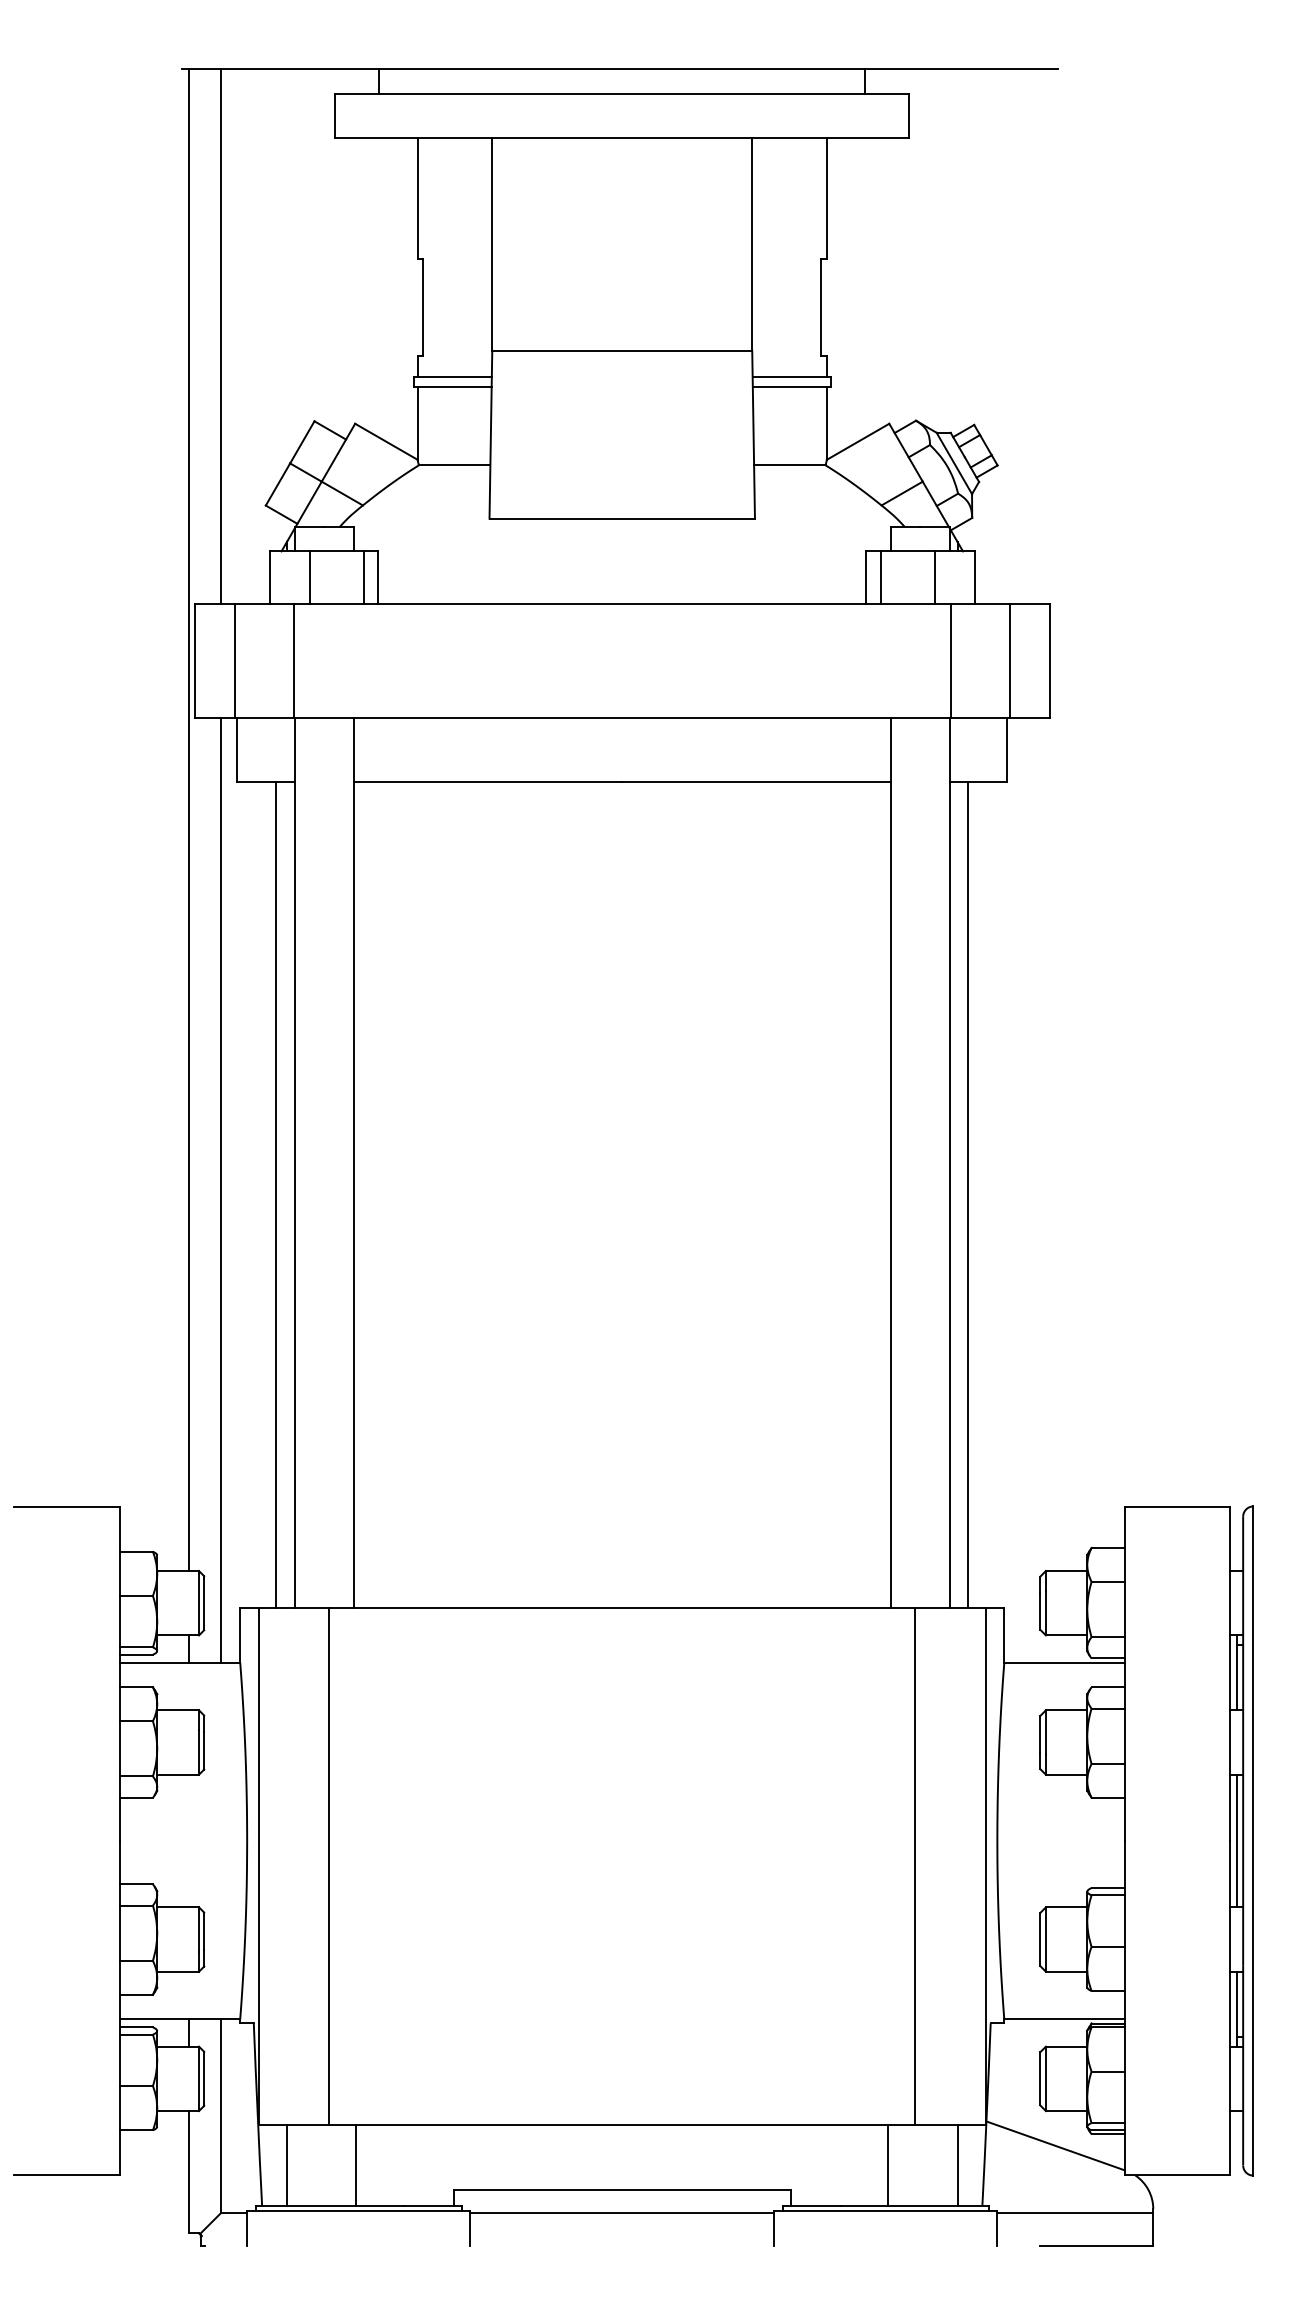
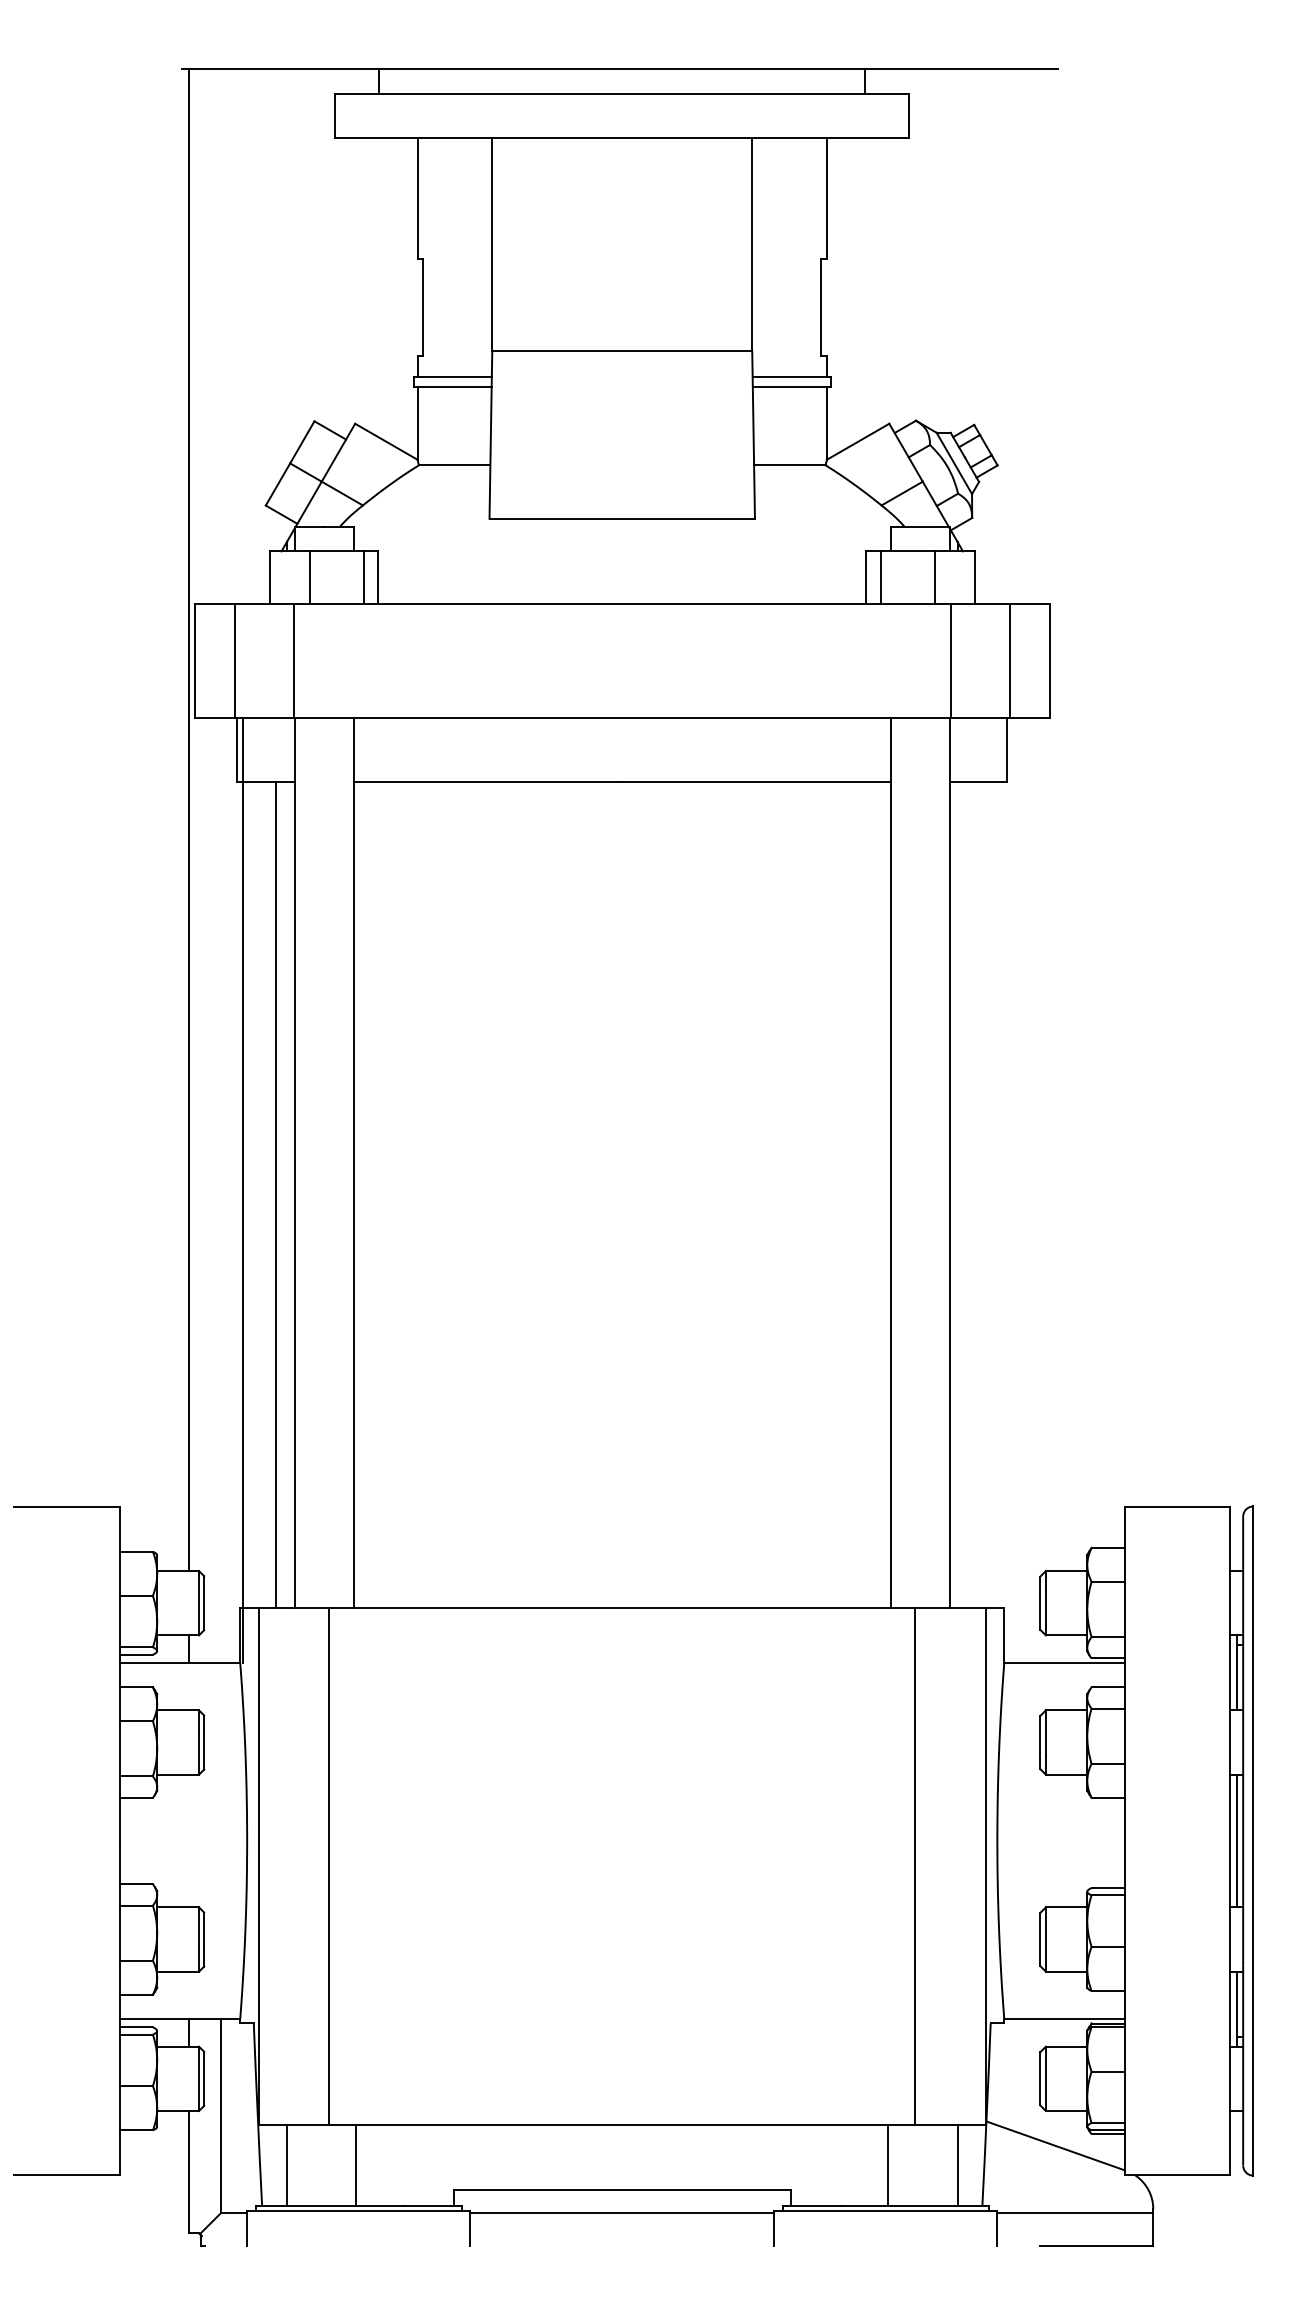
line: present -> none (220, 336)
line position: (220, 1189) -> (242, 1189) (242, 1189)
line: present -> none (968, 1194)
